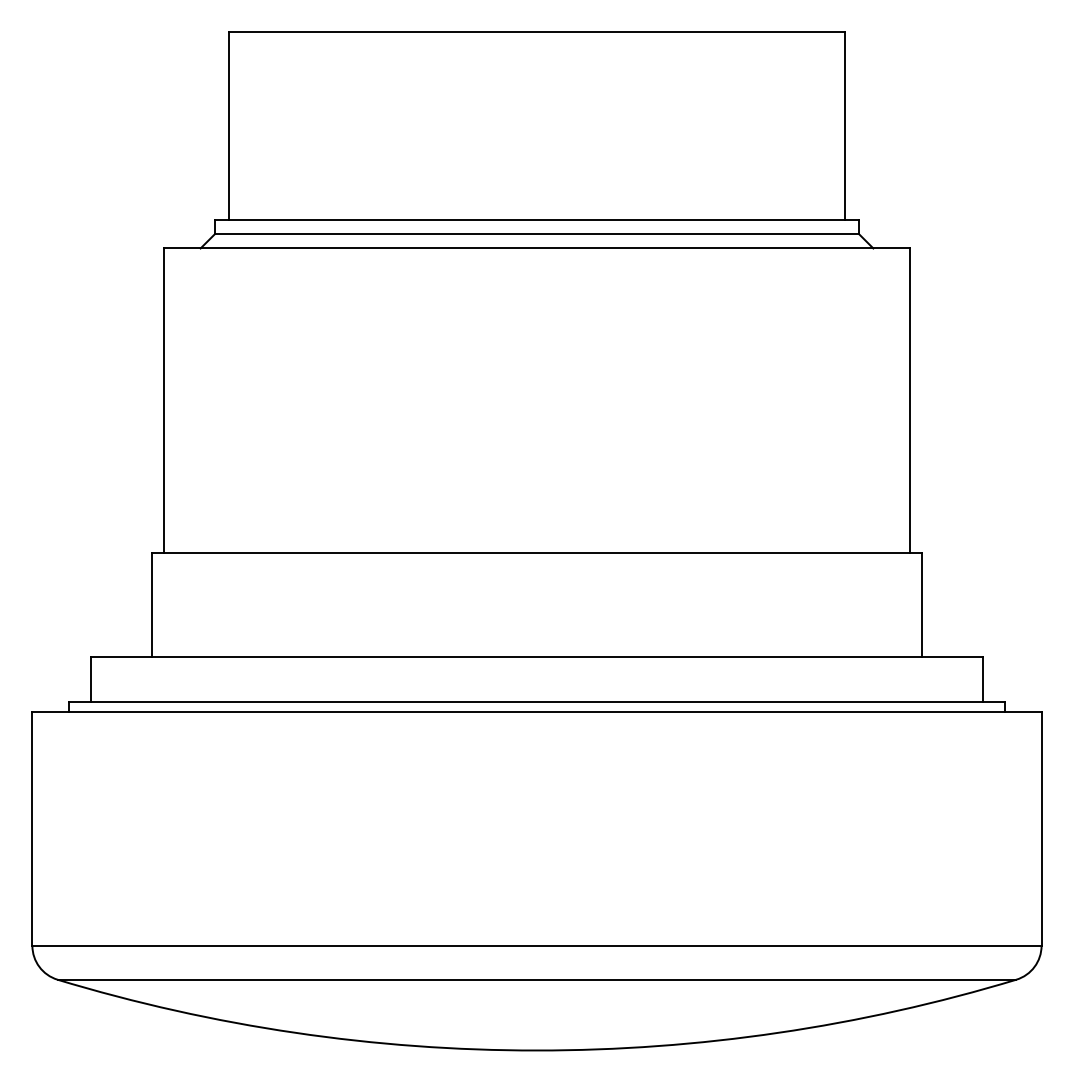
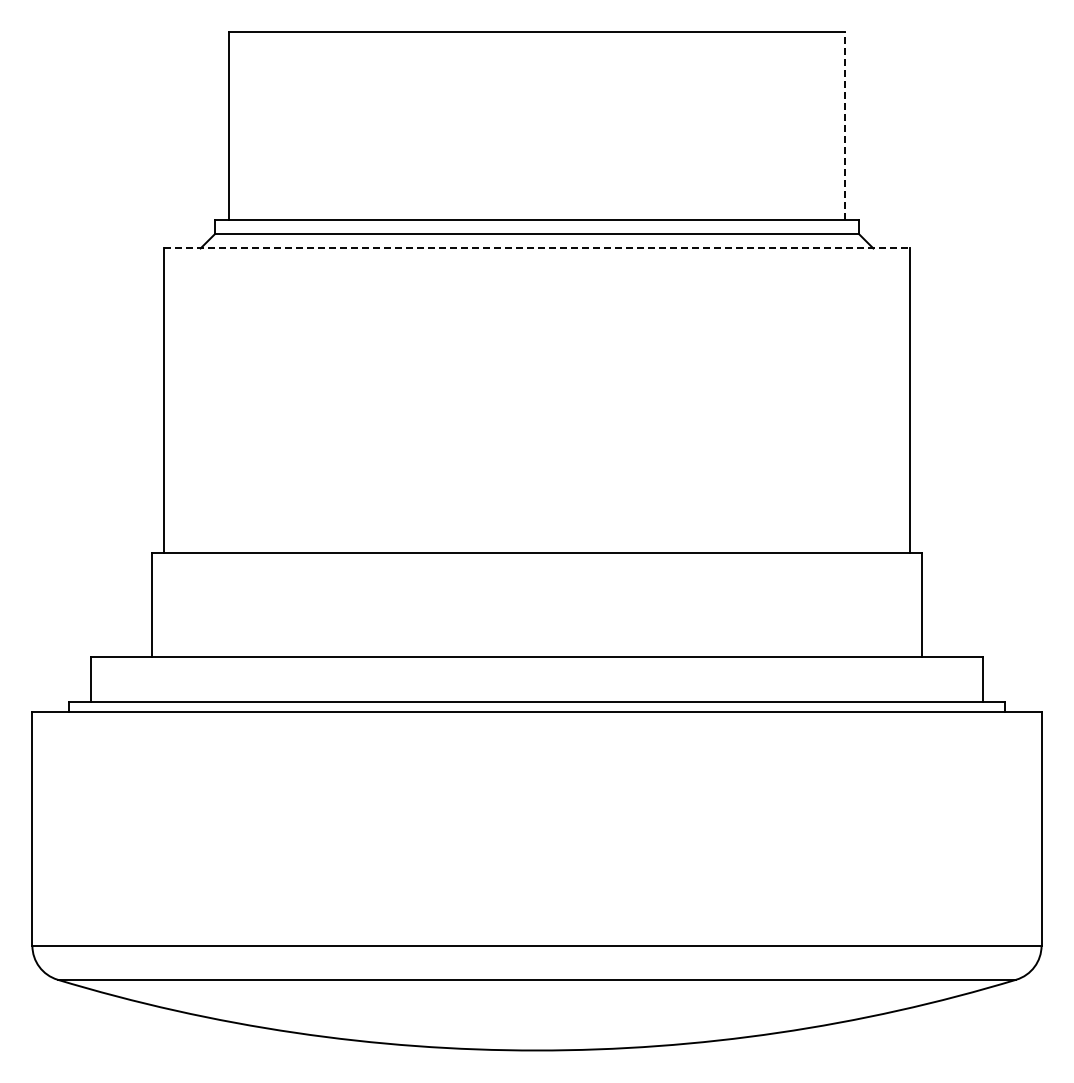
line: solid -> dashed (845, 126)
line: solid -> dashed (537, 248)
